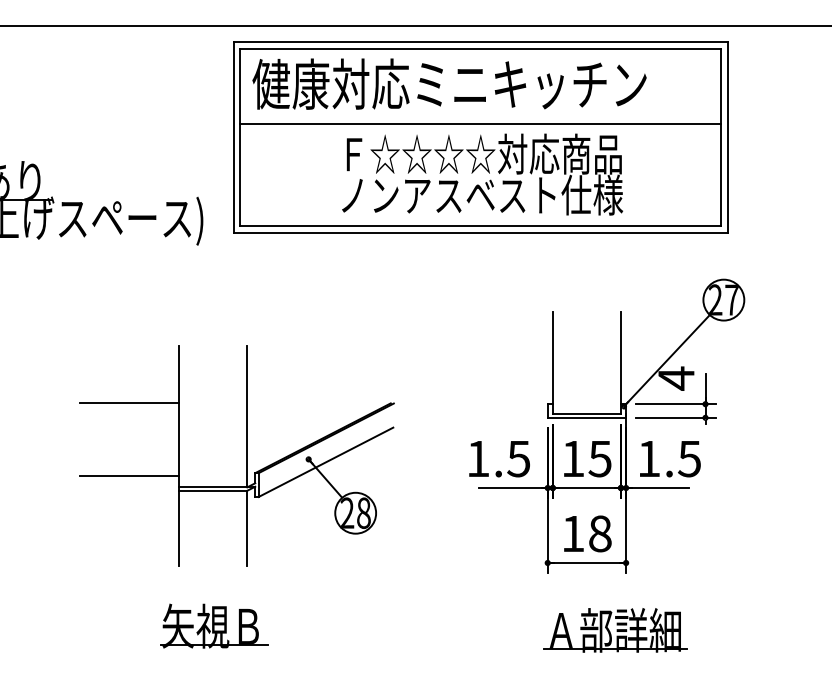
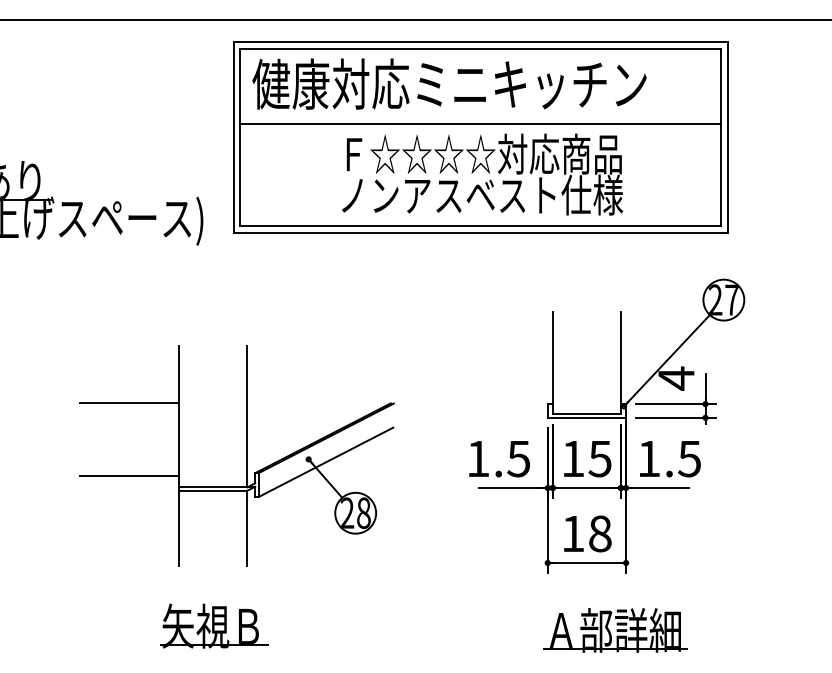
line position: (415, 26) -> (415, 20) (415, 20)
